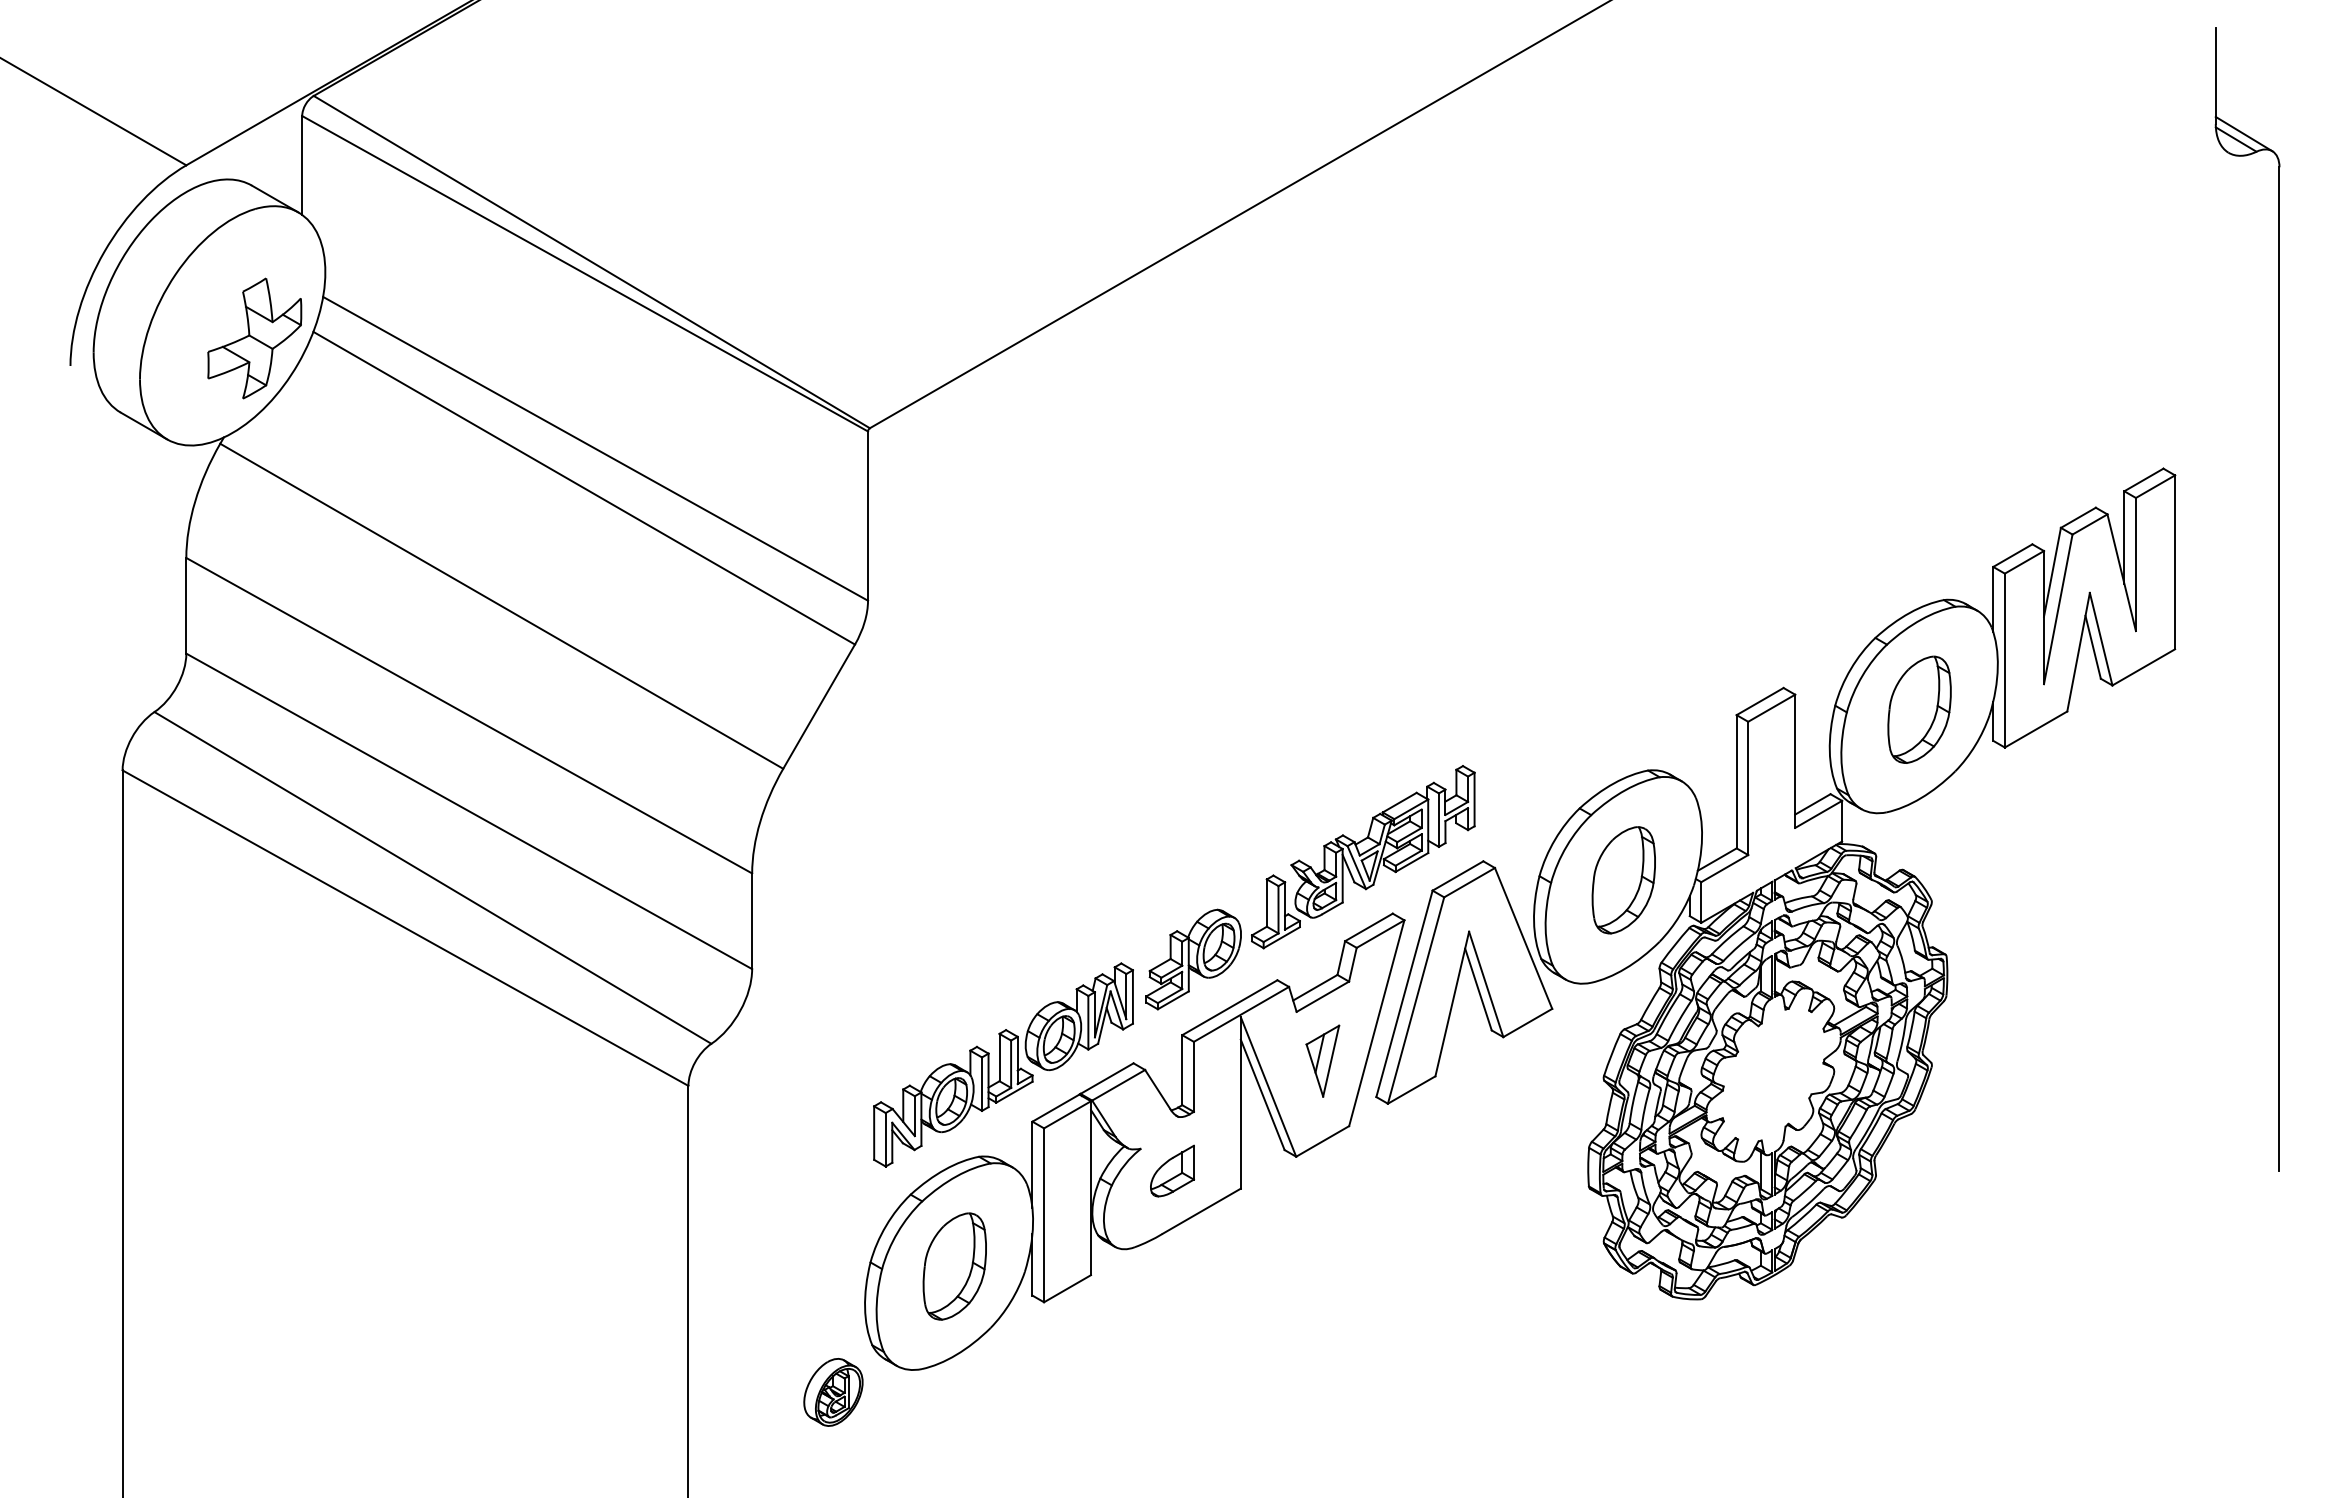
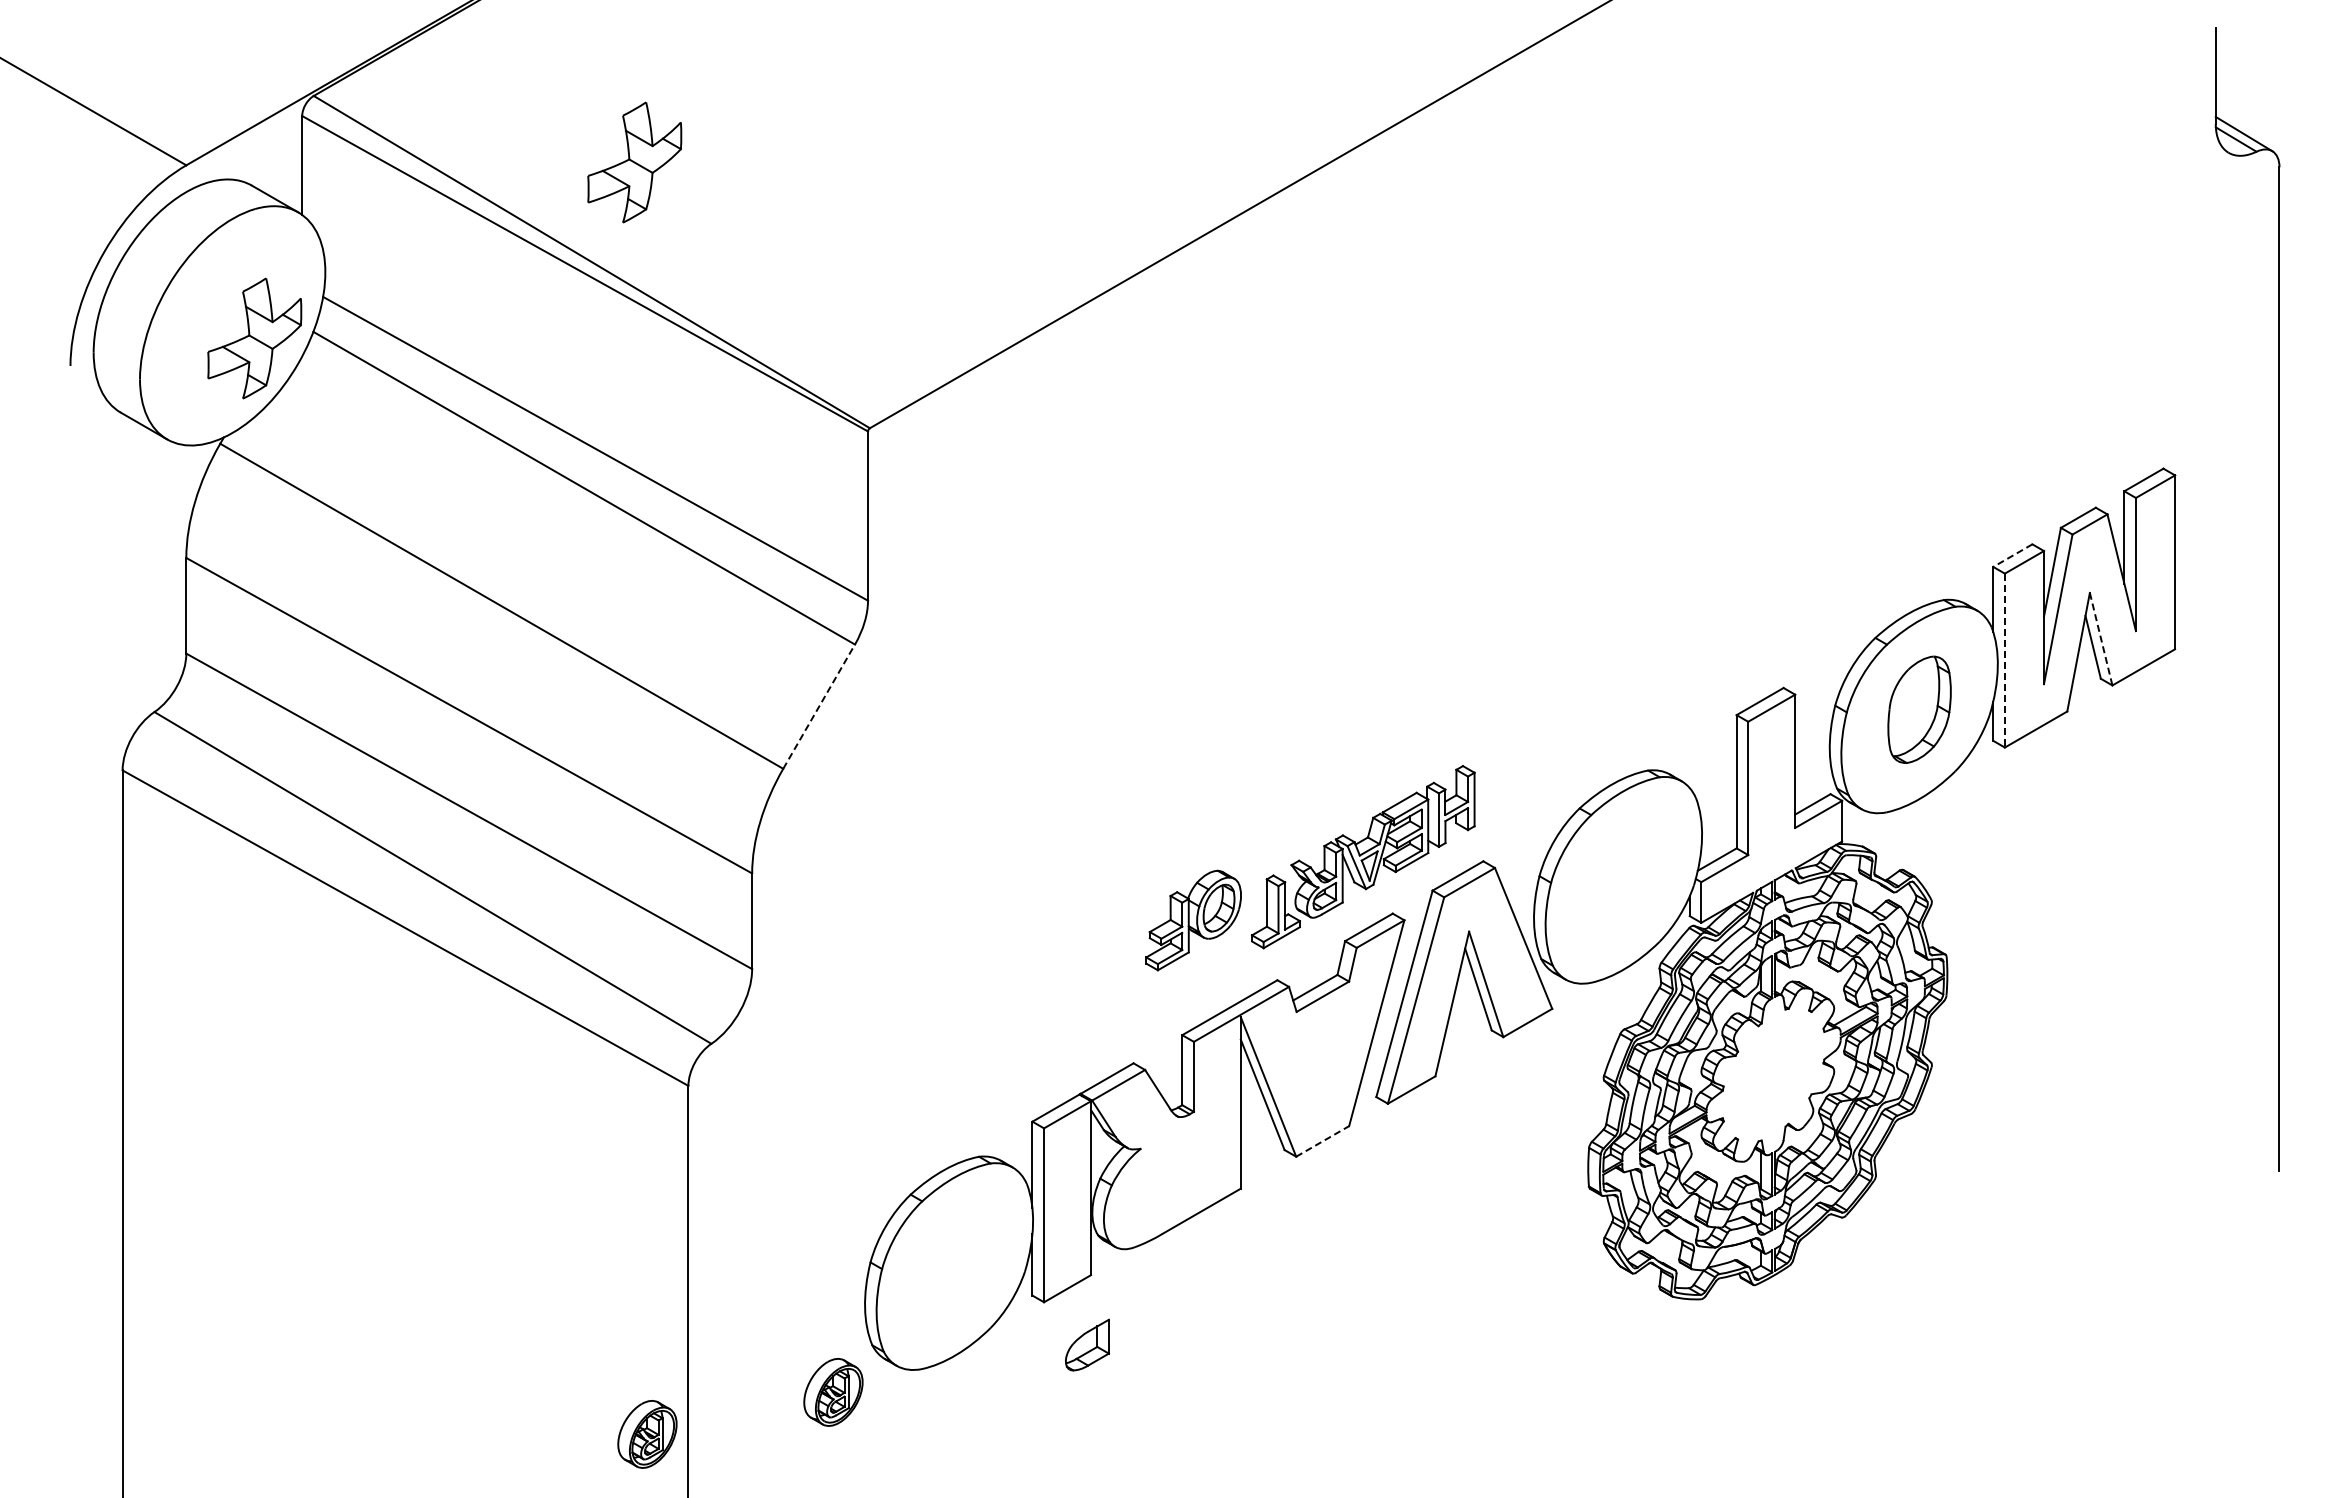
part: none -> present (634, 162)
line: solid -> dashed (2012, 555)
line: solid -> dashed (2101, 639)
line: solid -> dashed (2004, 660)
line: solid -> dashed (819, 706)
part: present -> none (1623, 880)
part position: (1193, 959) -> (1193, 920) (1193, 920)
part: present -> none (1322, 1060)
part: present -> none (1003, 1064)
line: solid -> dashed (1322, 1141)
part position: (1172, 1170) -> (1087, 1344) (1087, 1344)
part: present -> none (954, 1266)
part: none -> present (647, 1434)
